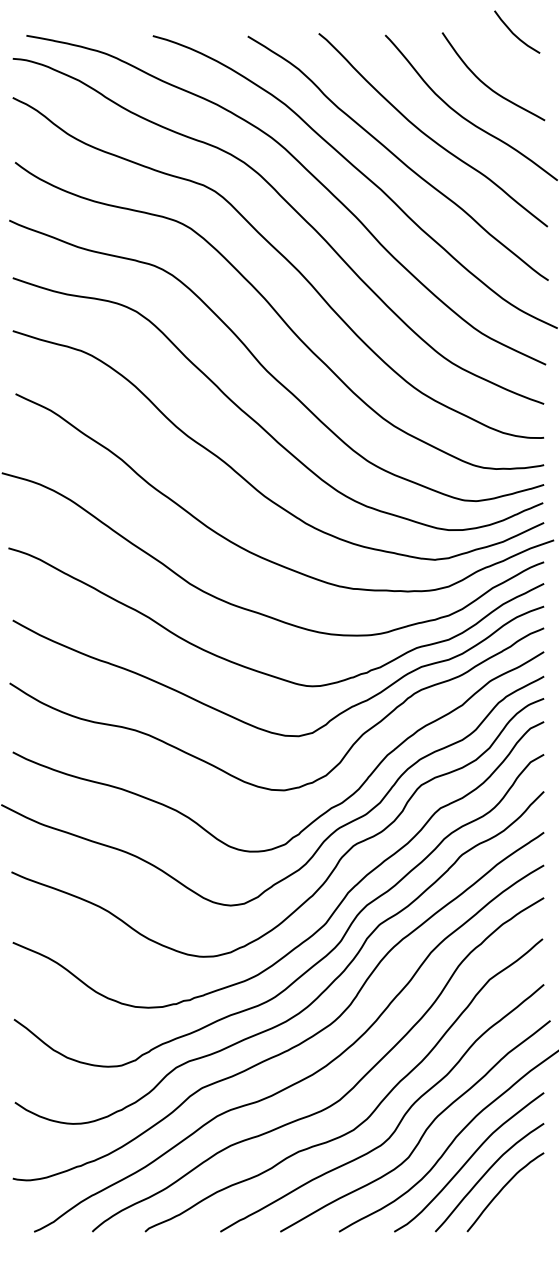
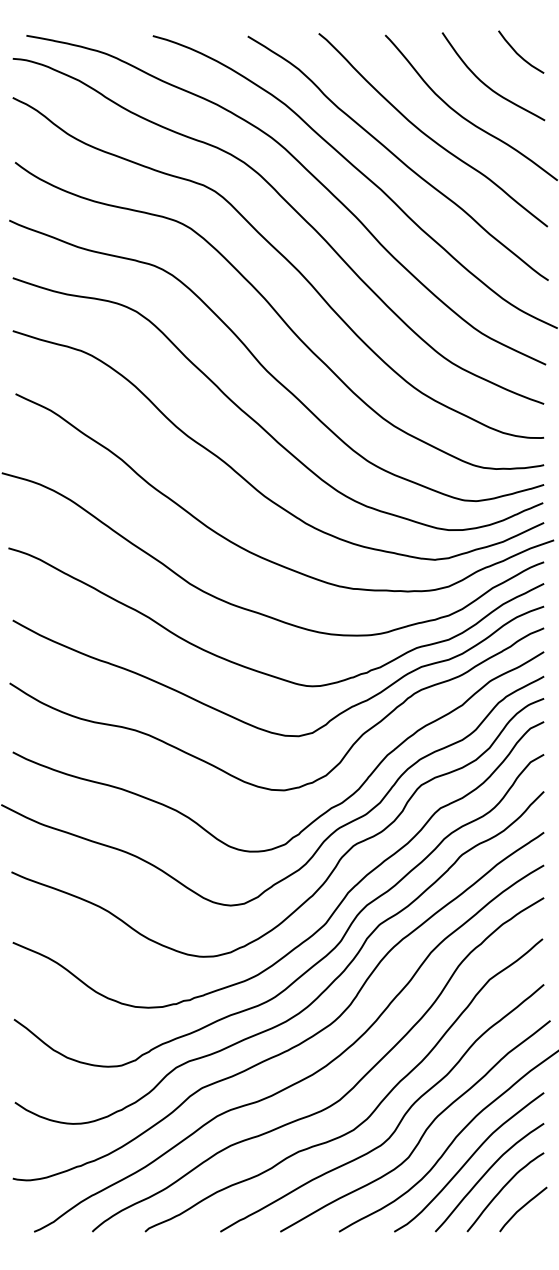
curve position: (514, 33) -> (518, 53) (518, 53)
curve: none -> present (522, 1208)
